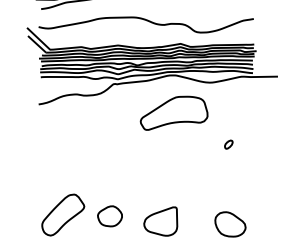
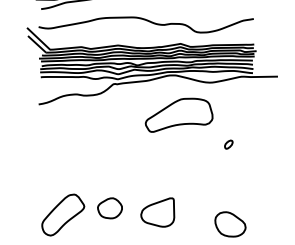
part position: (173, 112) -> (178, 114) (178, 114)
part position: (109, 216) -> (109, 208) (109, 208)
part position: (160, 221) -> (157, 212) (157, 212)
